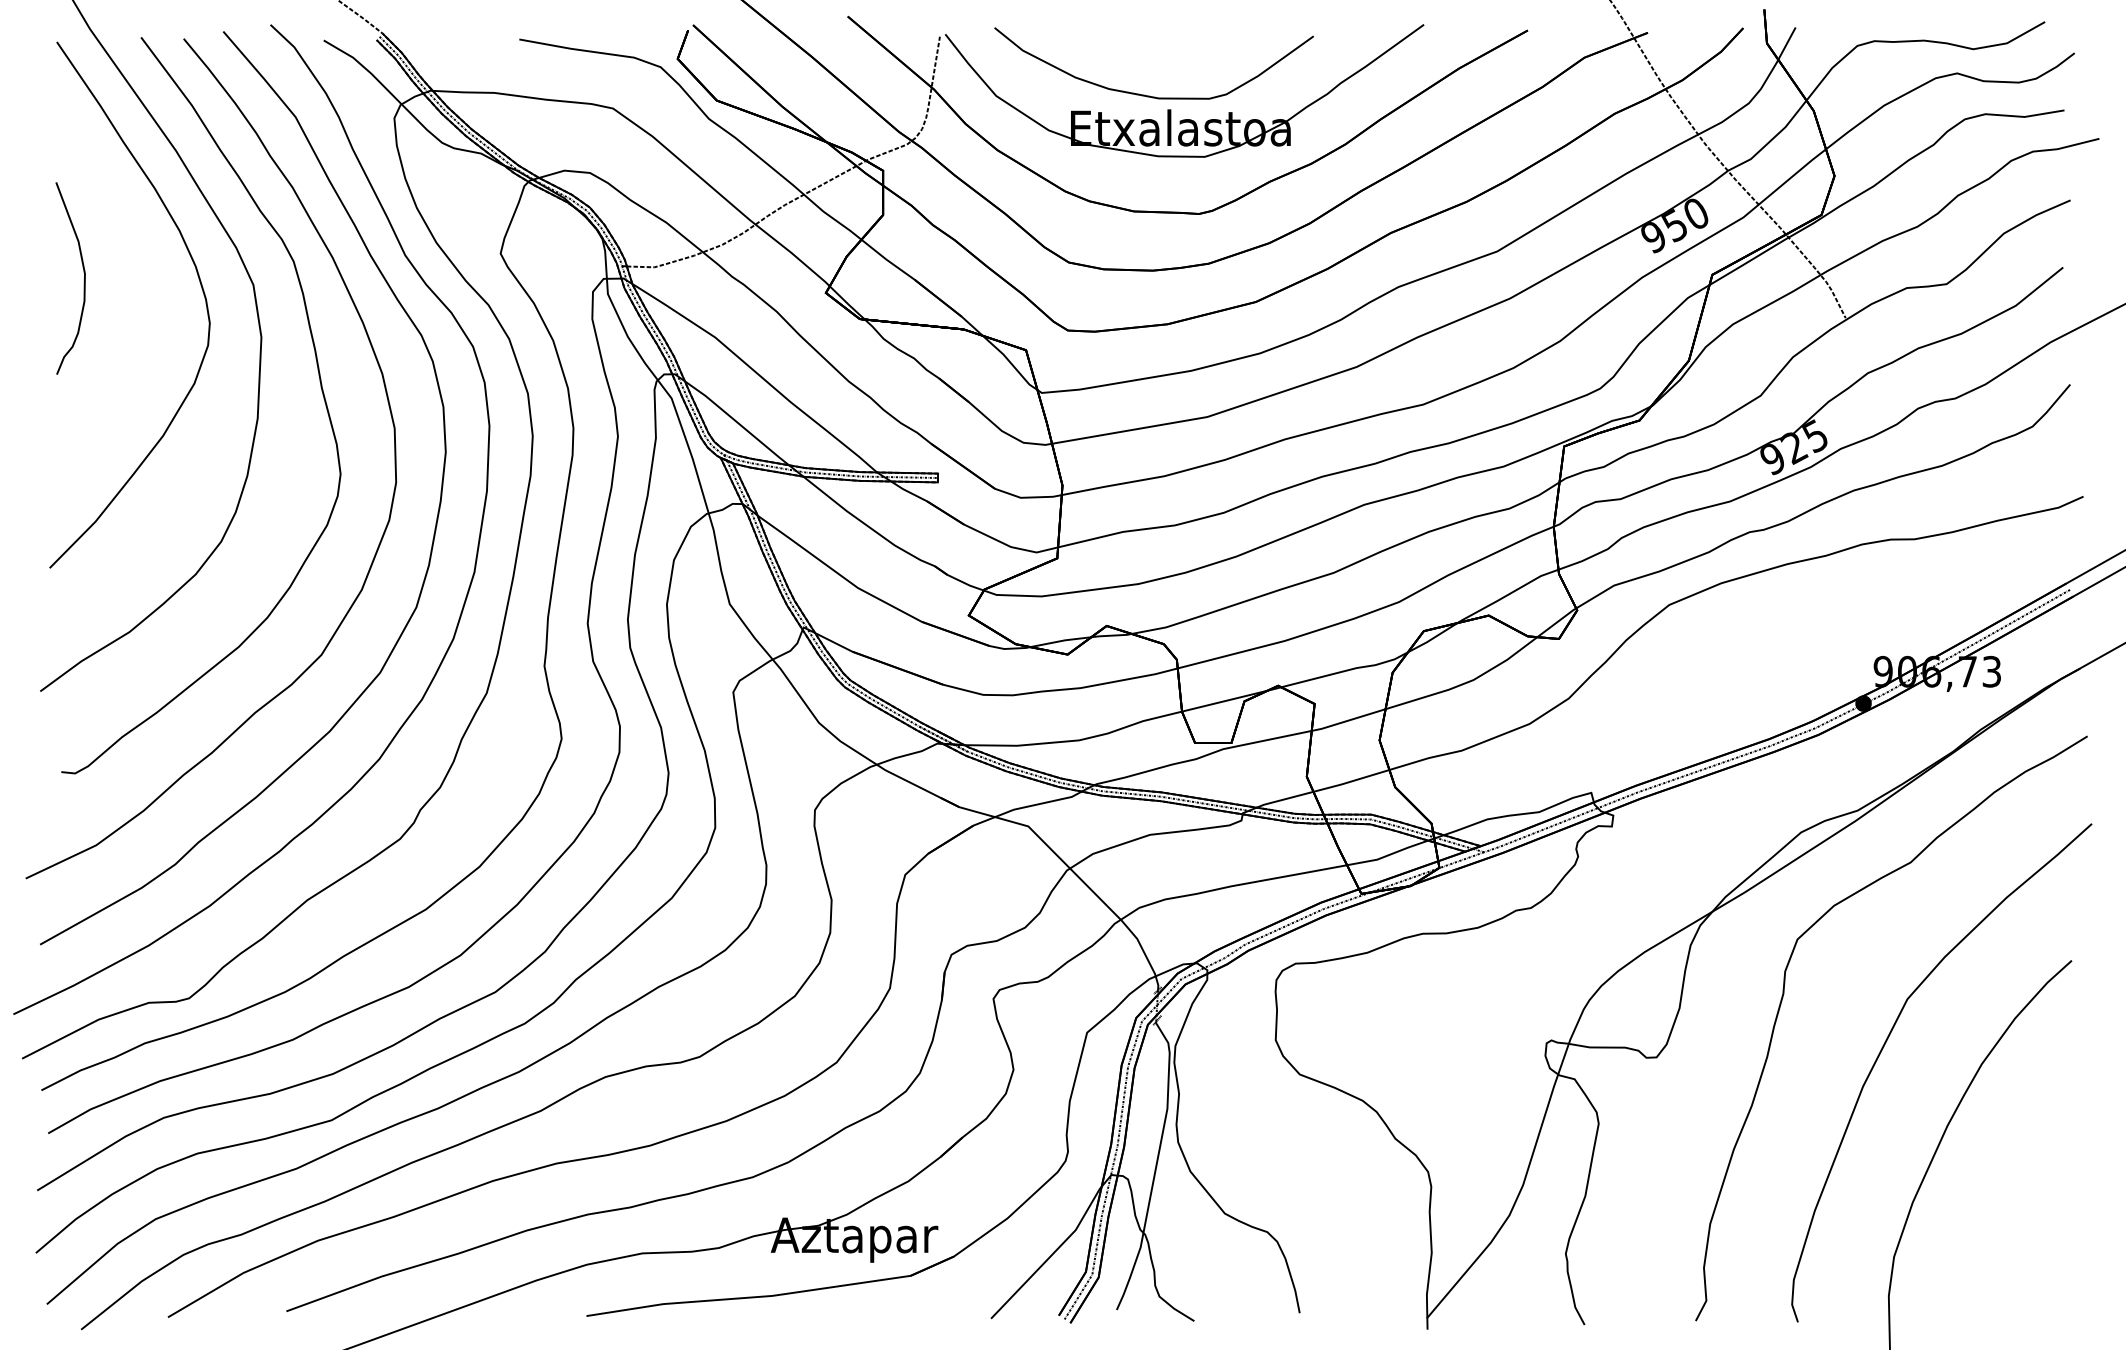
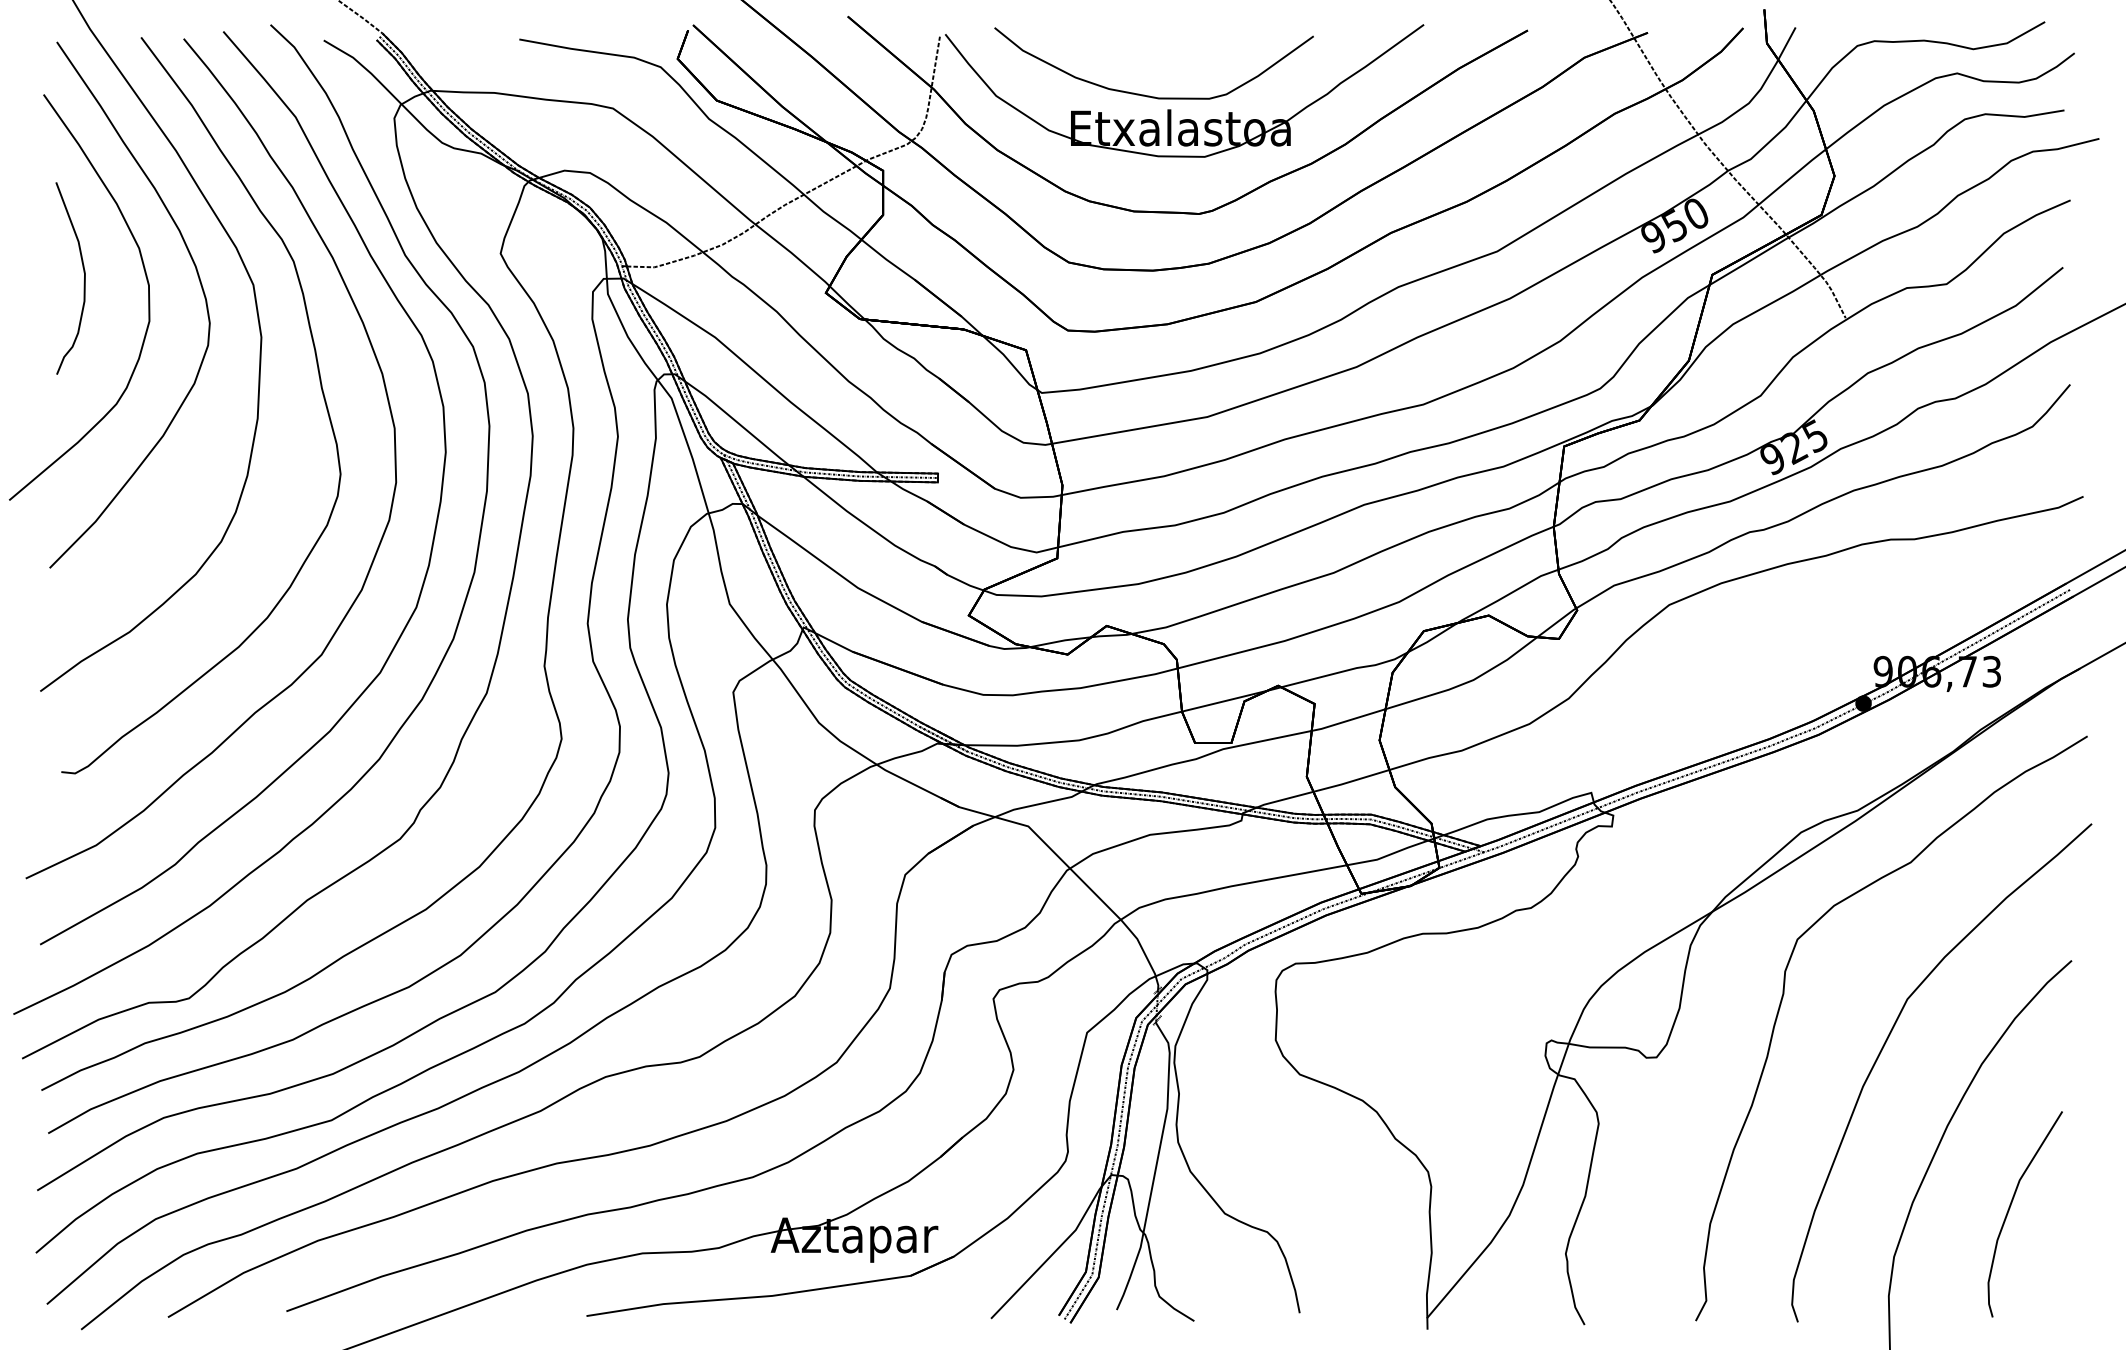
curve: none -> present (148, 297)
curve: none -> present (2010, 1208)
